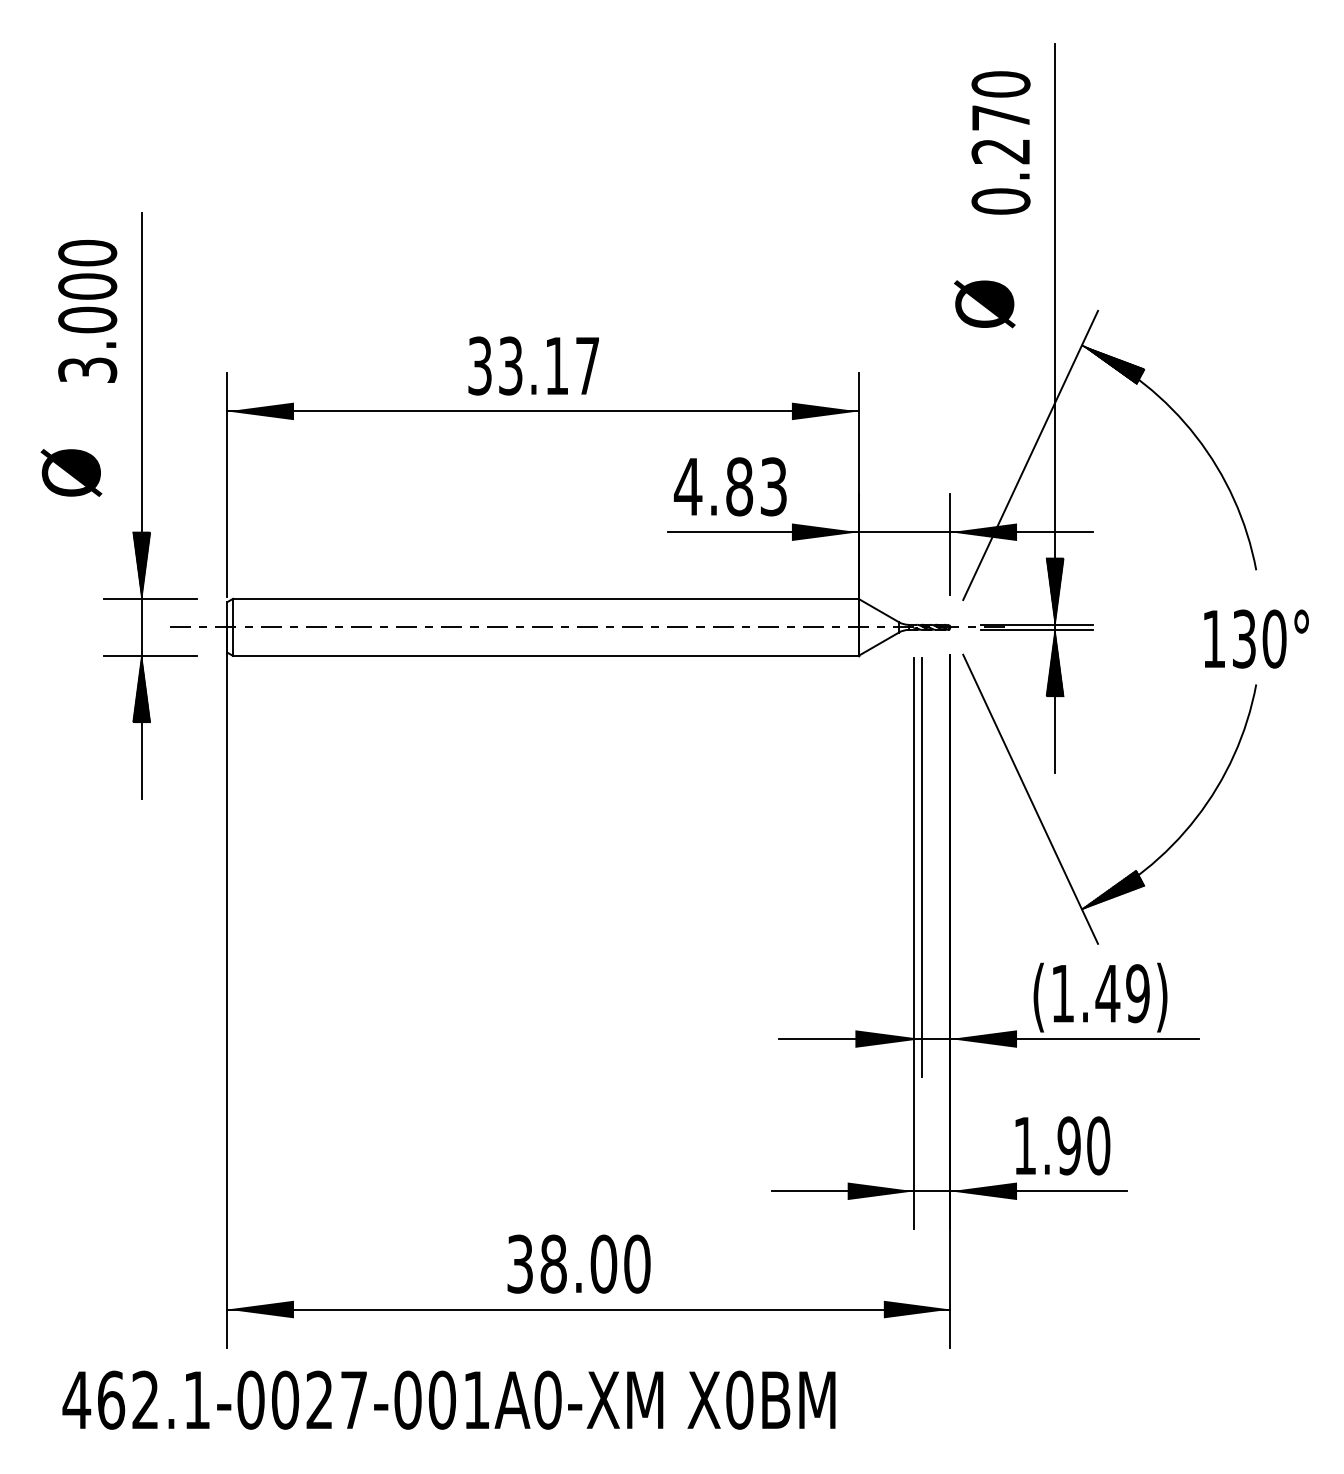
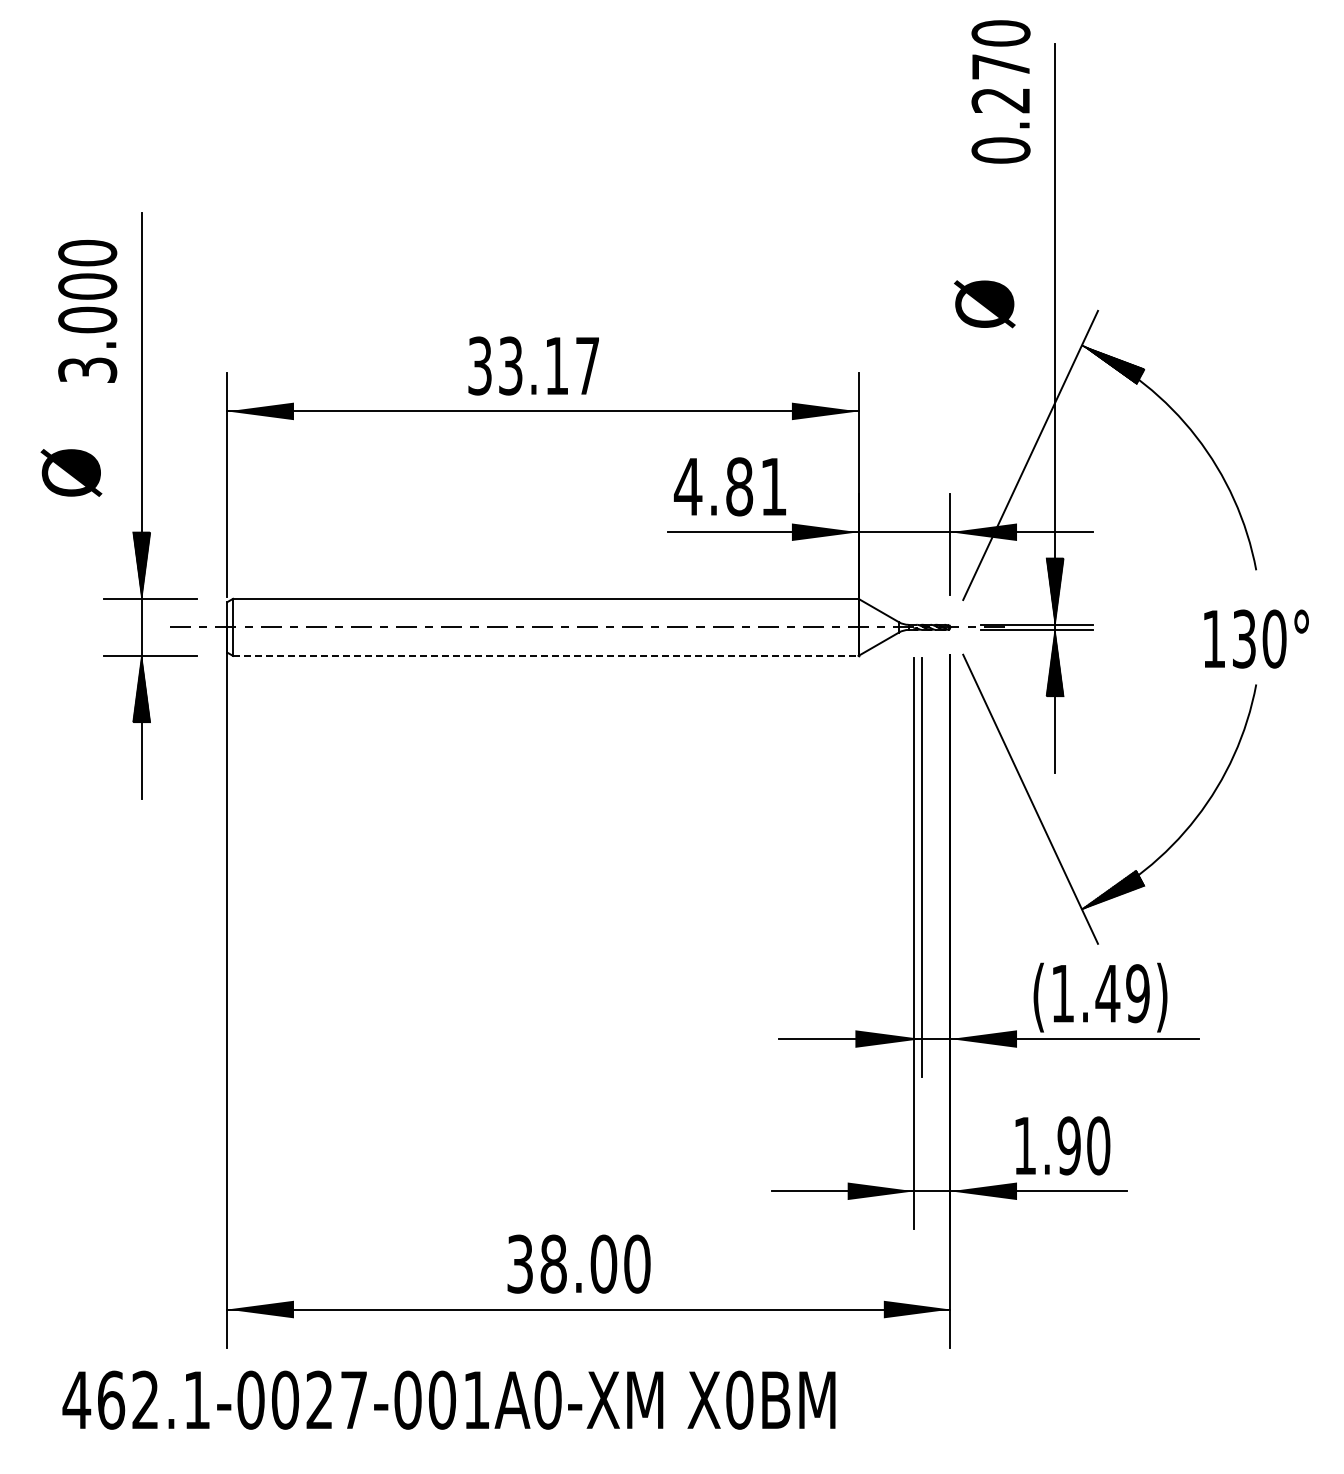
text position: (1000, 142) -> (1000, 91) (1000, 91)
text: 4.83 -> 4.81 (773, 486)
line: solid -> dashed (545, 655)
